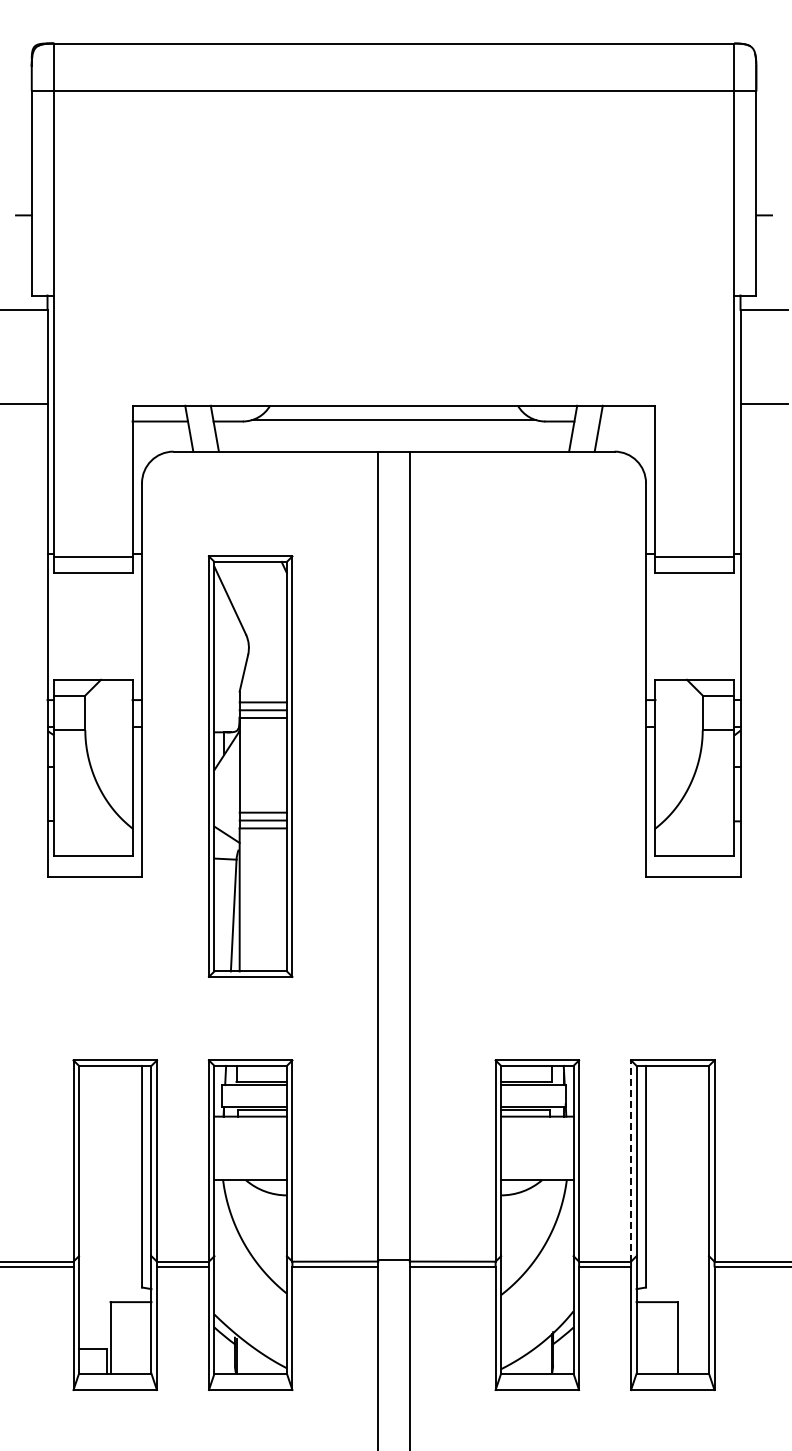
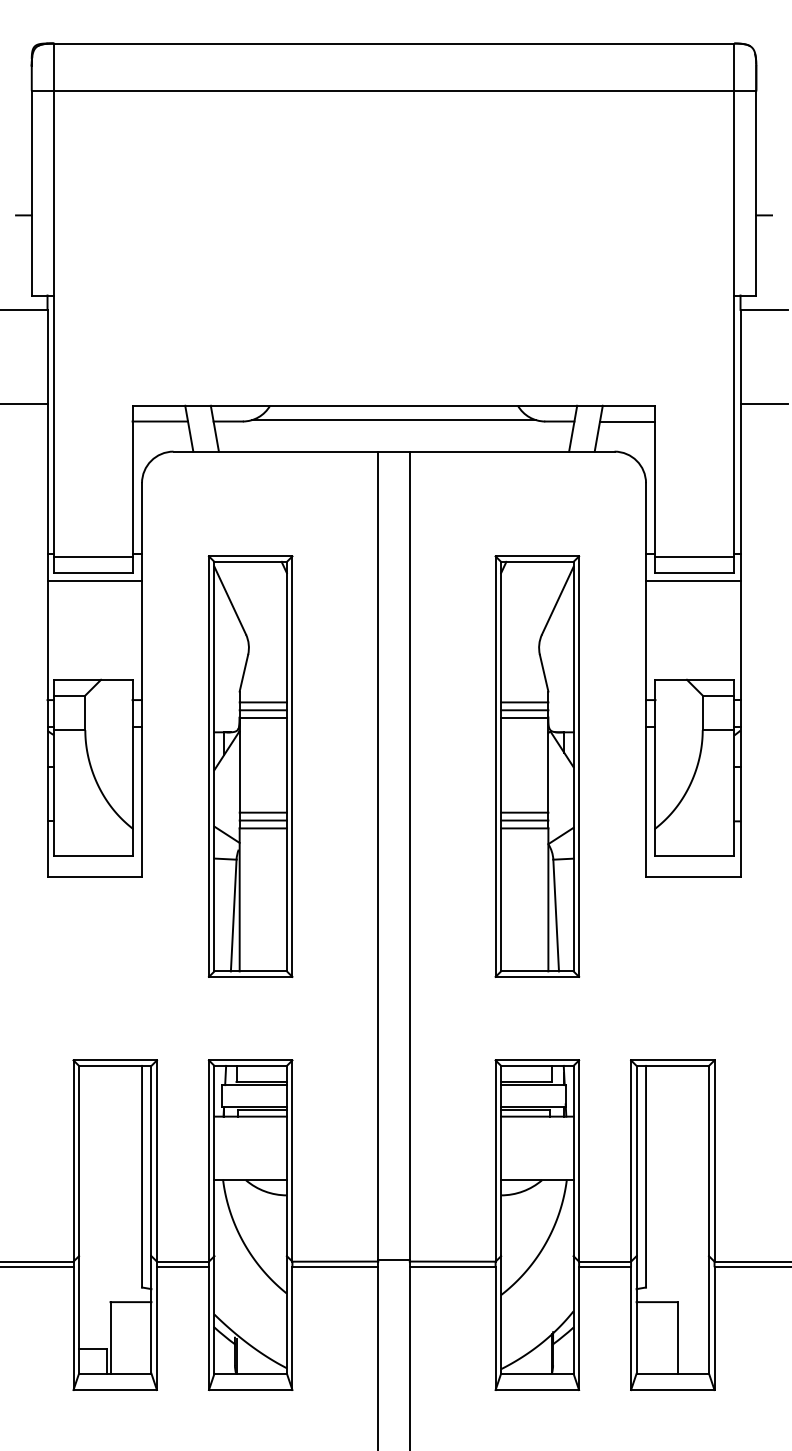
line: none -> present (627, 421)
line: none -> present (94, 581)
line: none -> present (693, 581)
part: none -> present (537, 766)
line: dashed -> solid (631, 1161)
